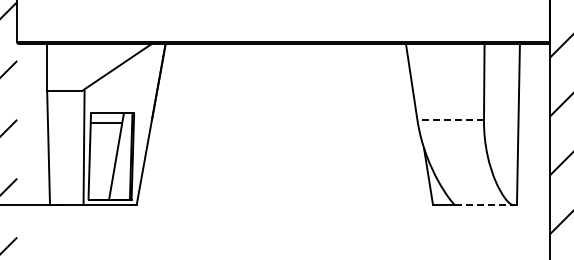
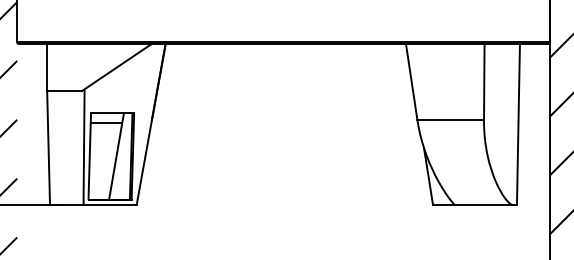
line: dashed -> solid (450, 120)
line: dashed -> solid (484, 205)
